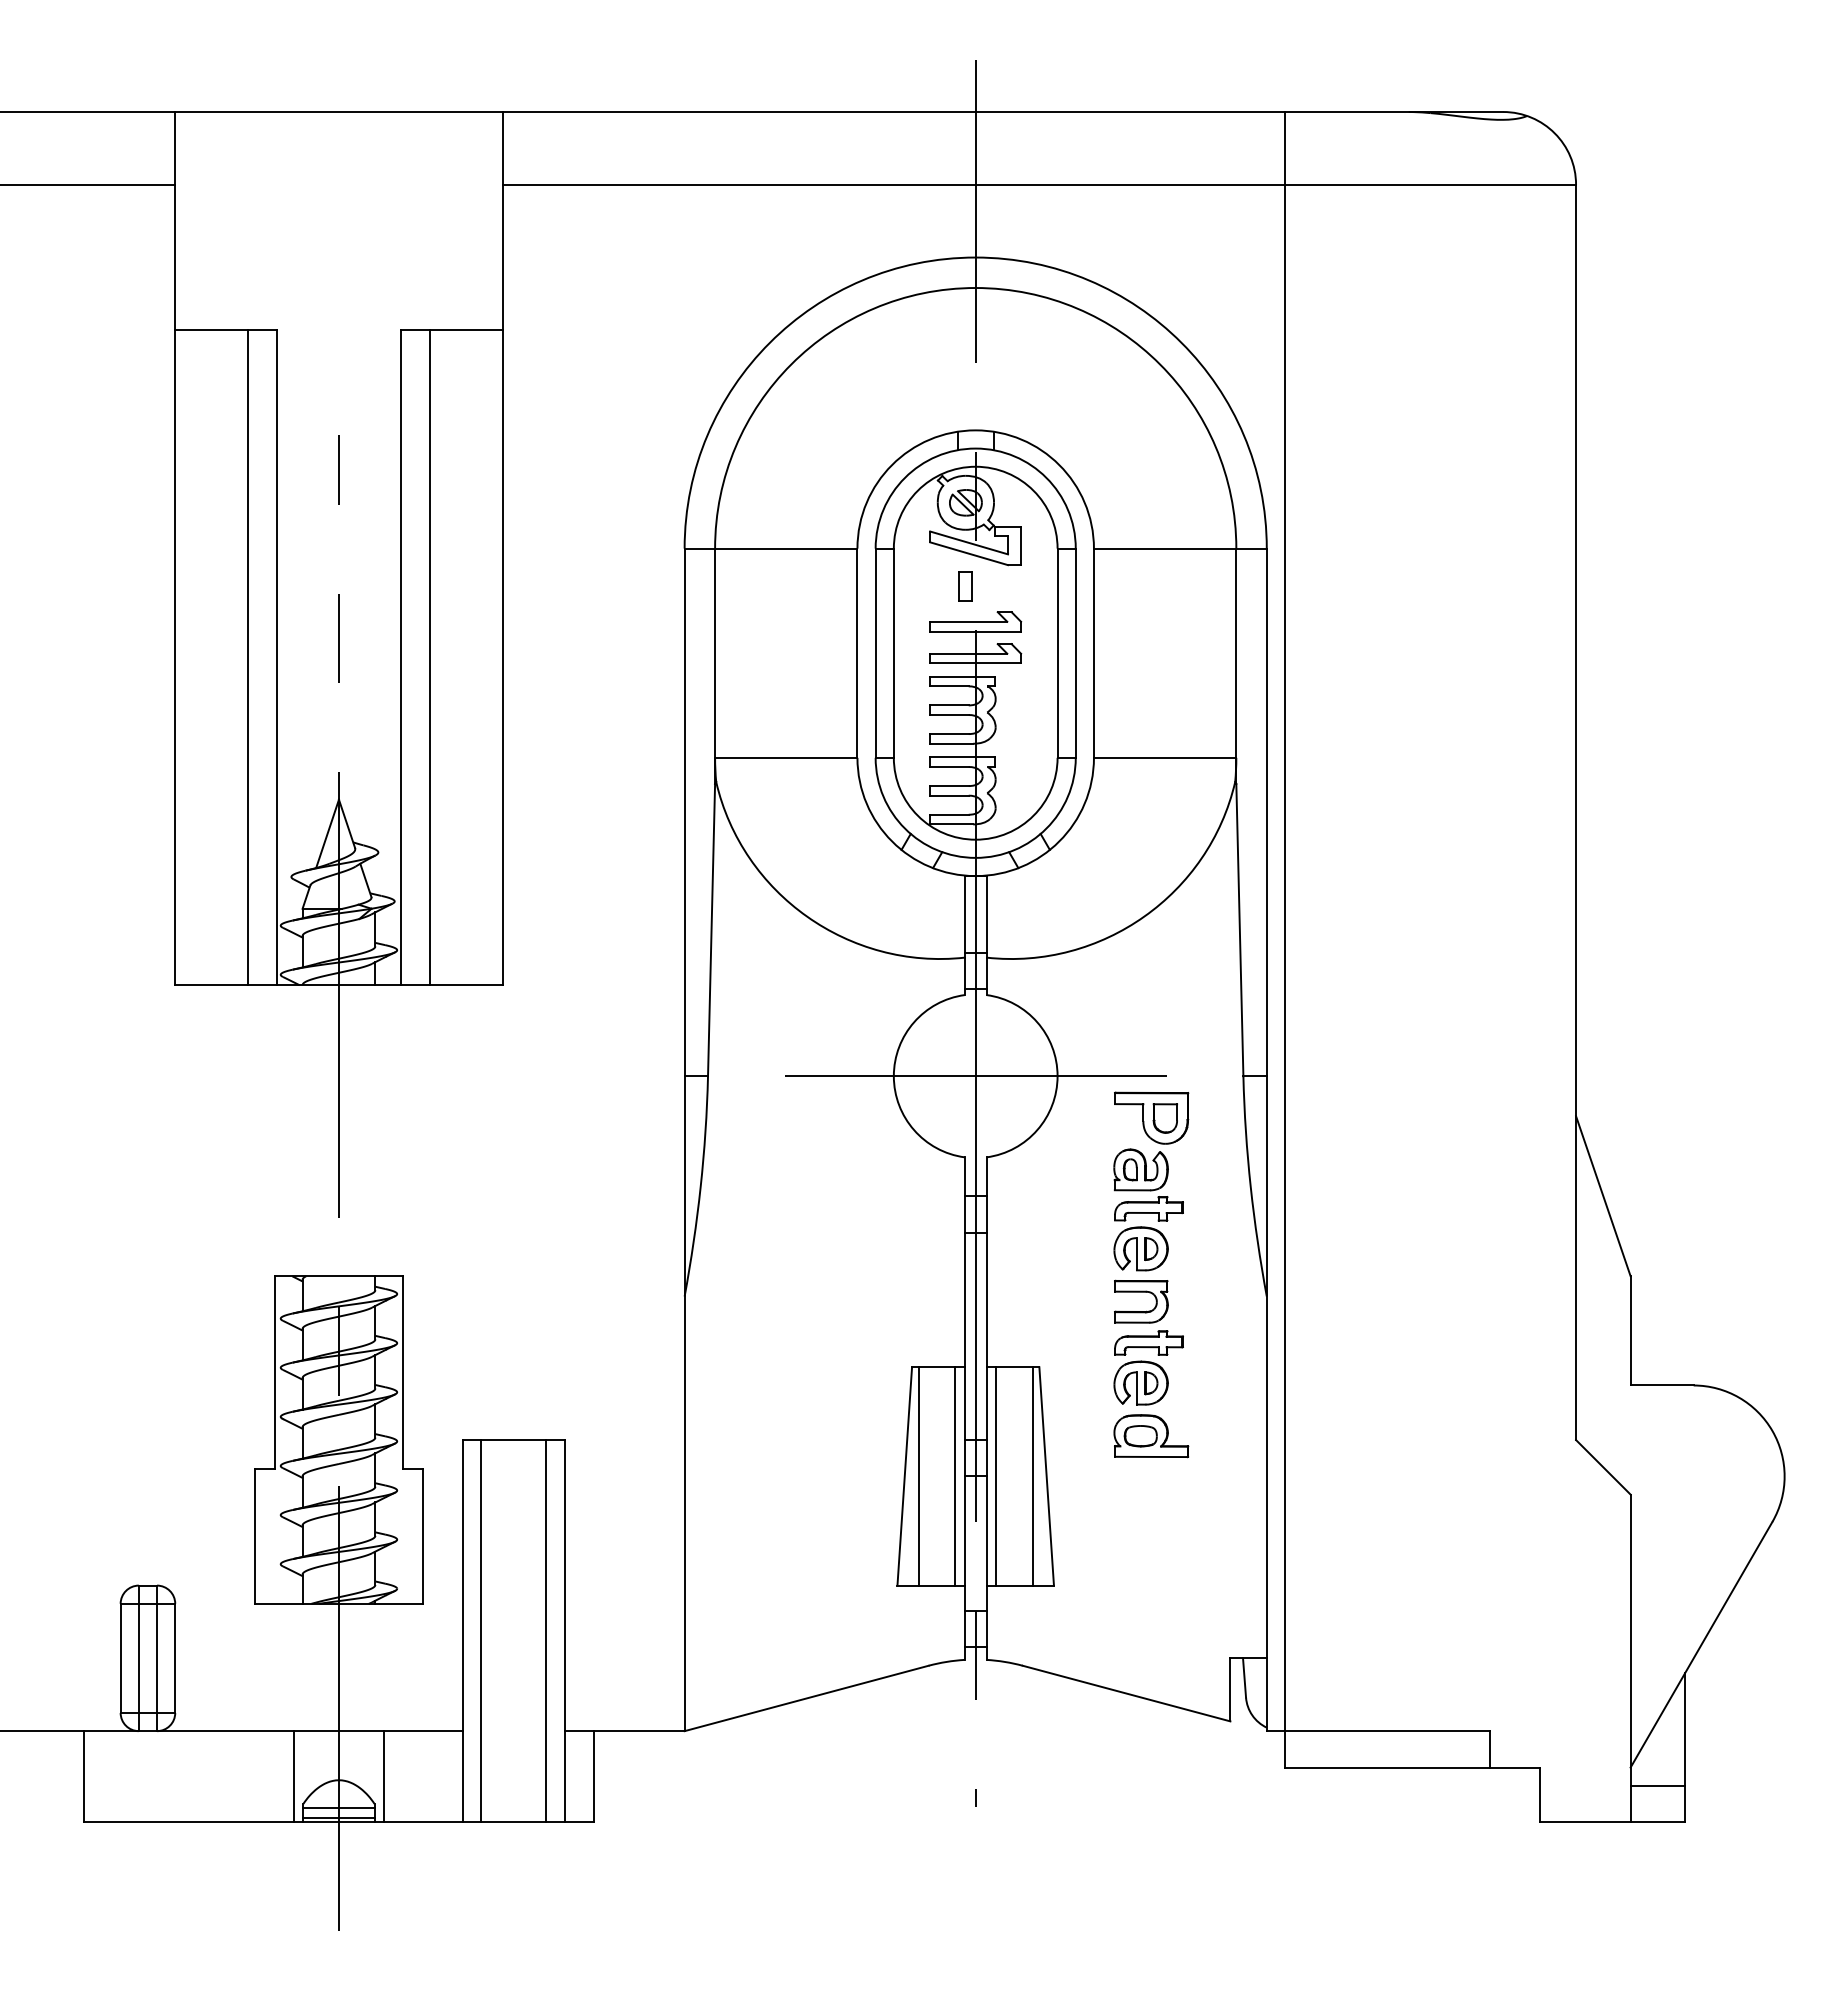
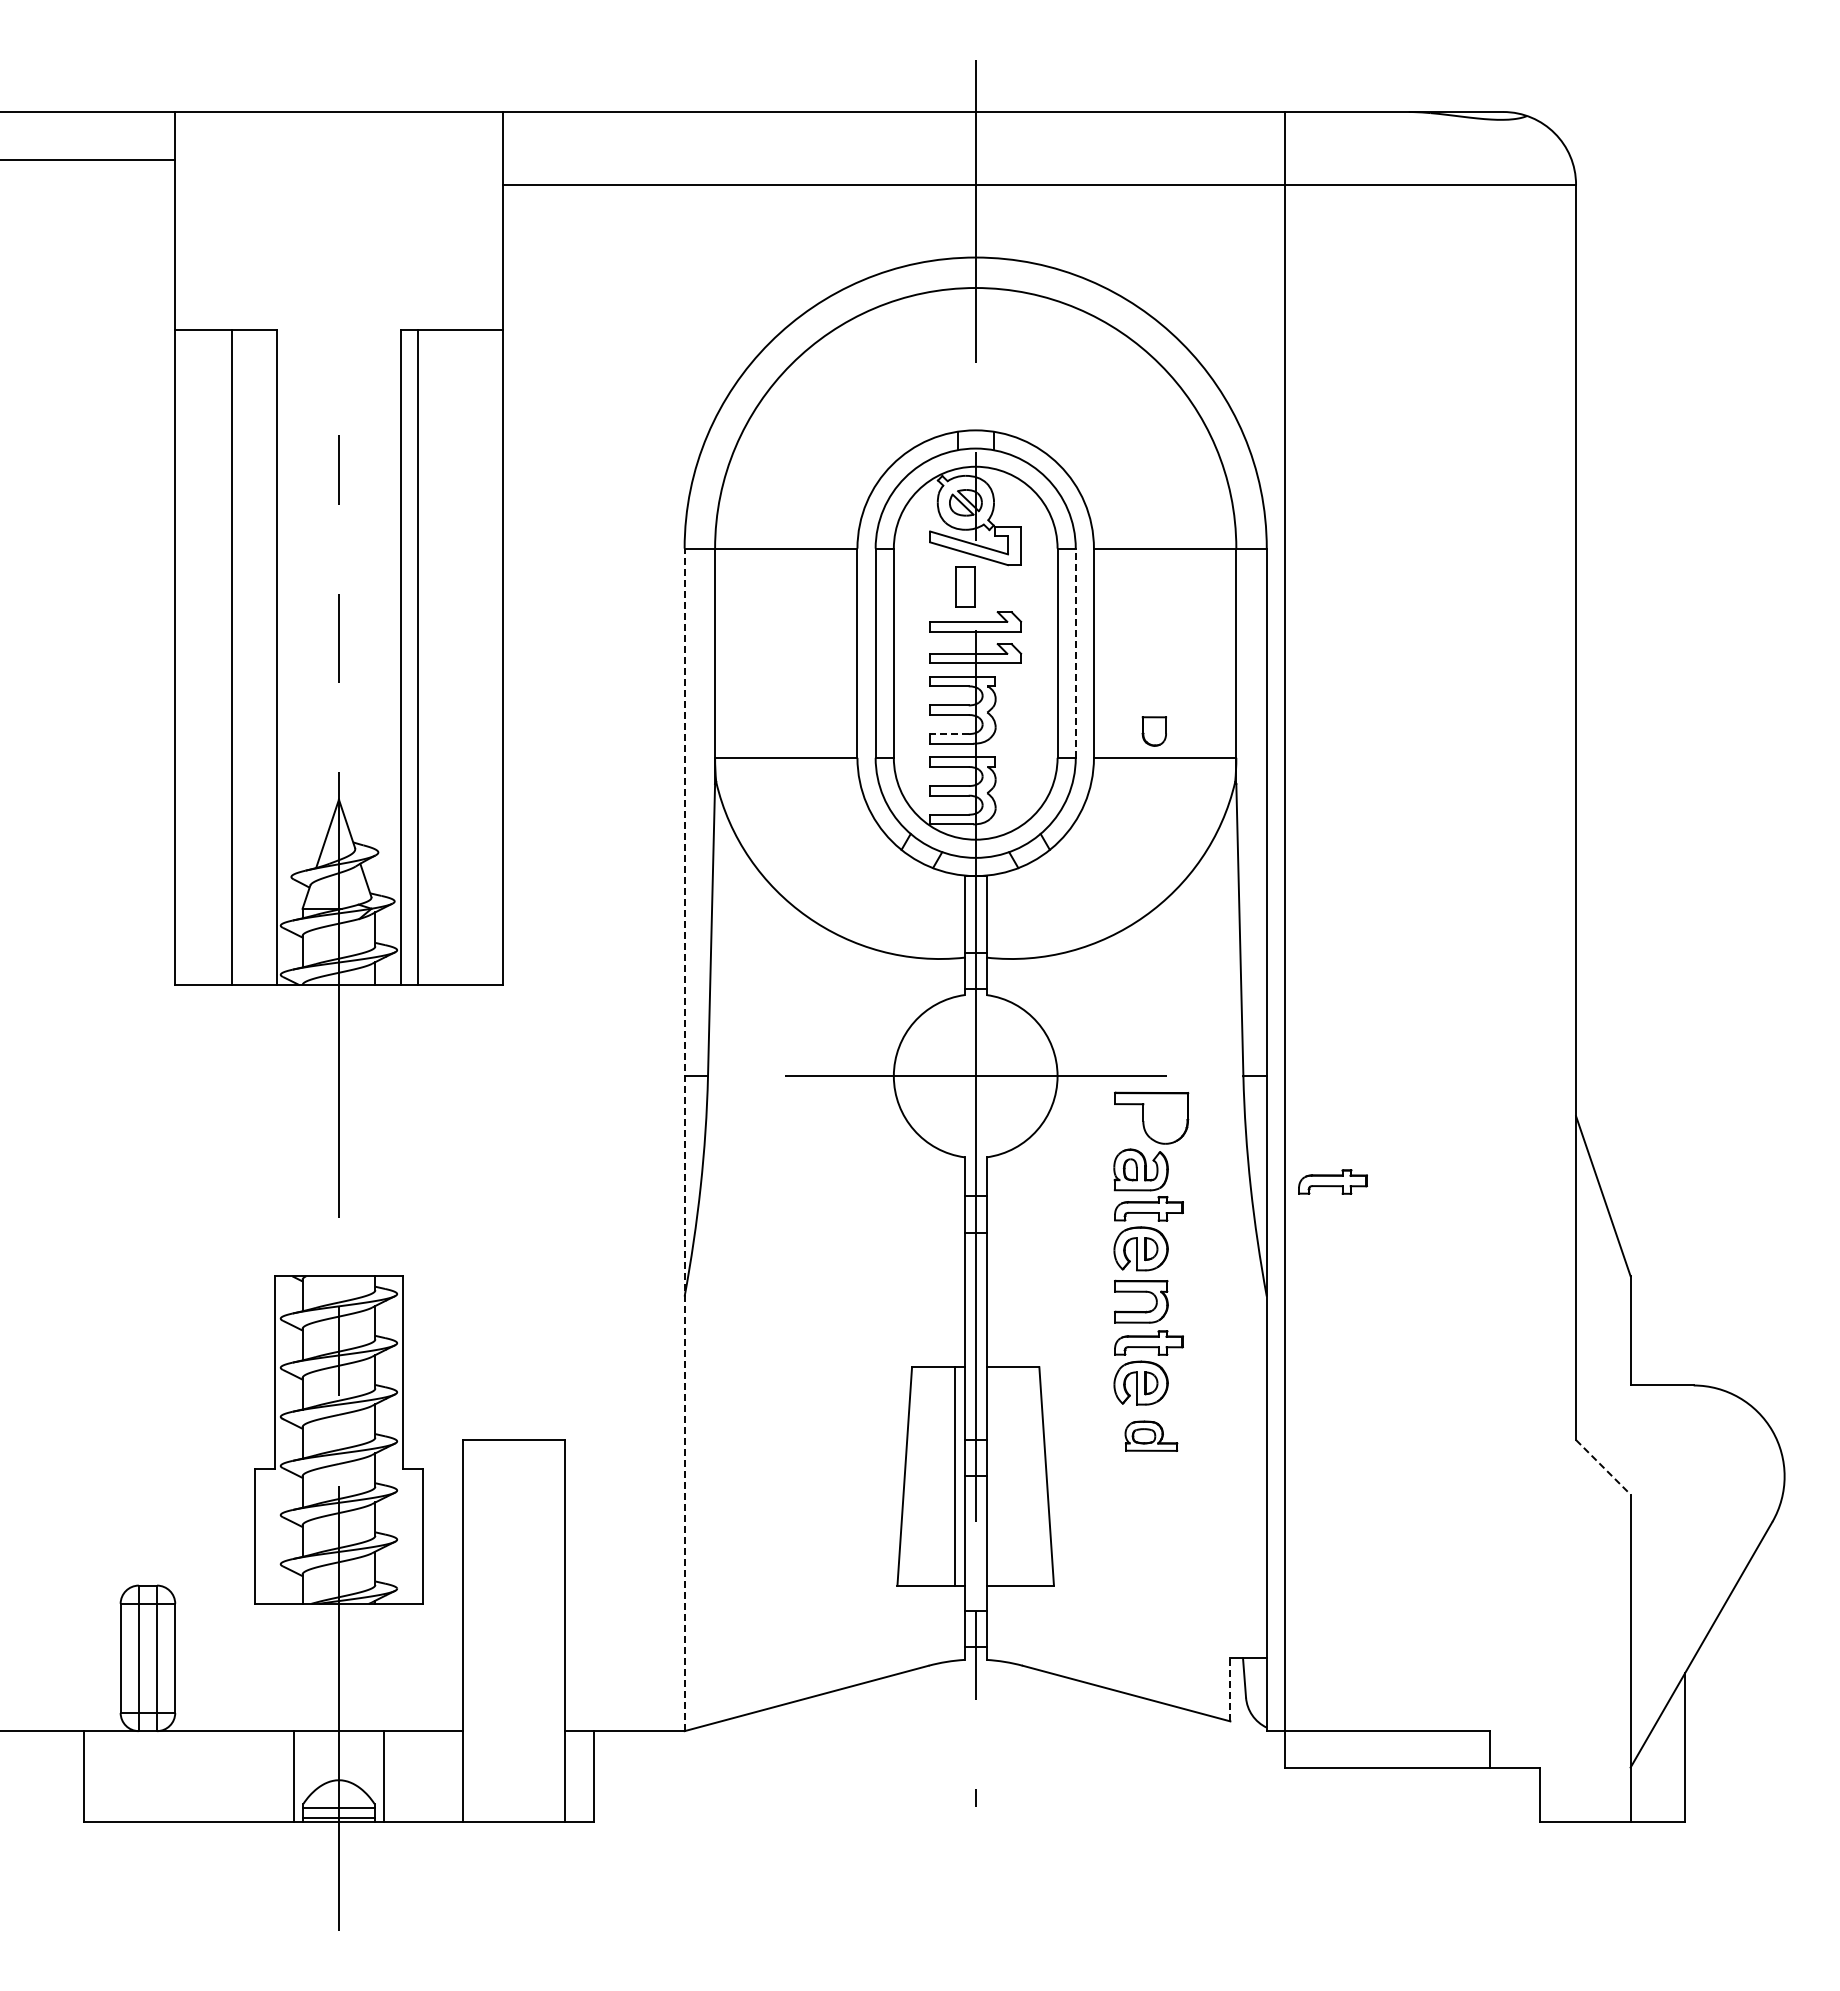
line position: (88, 184) -> (88, 159) (88, 159)
part size: 15x31 px -> 21x42 px (965, 586)
line: solid -> dashed (1075, 653)
line position: (248, 657) -> (232, 657) (232, 657)
line position: (429, 657) -> (417, 657) (417, 657)
line: solid -> dashed (948, 734)
part position: (1164, 1118) -> (1153, 731) (1153, 731)
line: solid -> dashed (684, 1139)
part: none -> present (1332, 1181)
part size: 77x45 px -> 55x32 px (1151, 1435)
line: solid -> dashed (1603, 1467)
line: present -> none (918, 1476)
line: present -> none (996, 1476)
line: present -> none (1032, 1476)
line: present -> none (480, 1631)
line: present -> none (546, 1631)
line: solid -> dashed (1230, 1689)
line: present -> none (1657, 1785)
